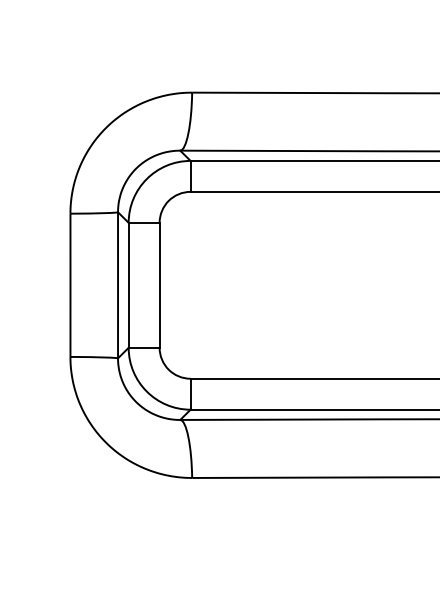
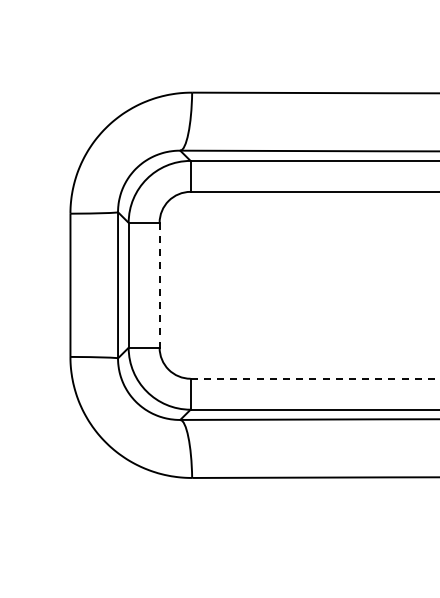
line: solid -> dashed (159, 285)
line: solid -> dashed (315, 378)
